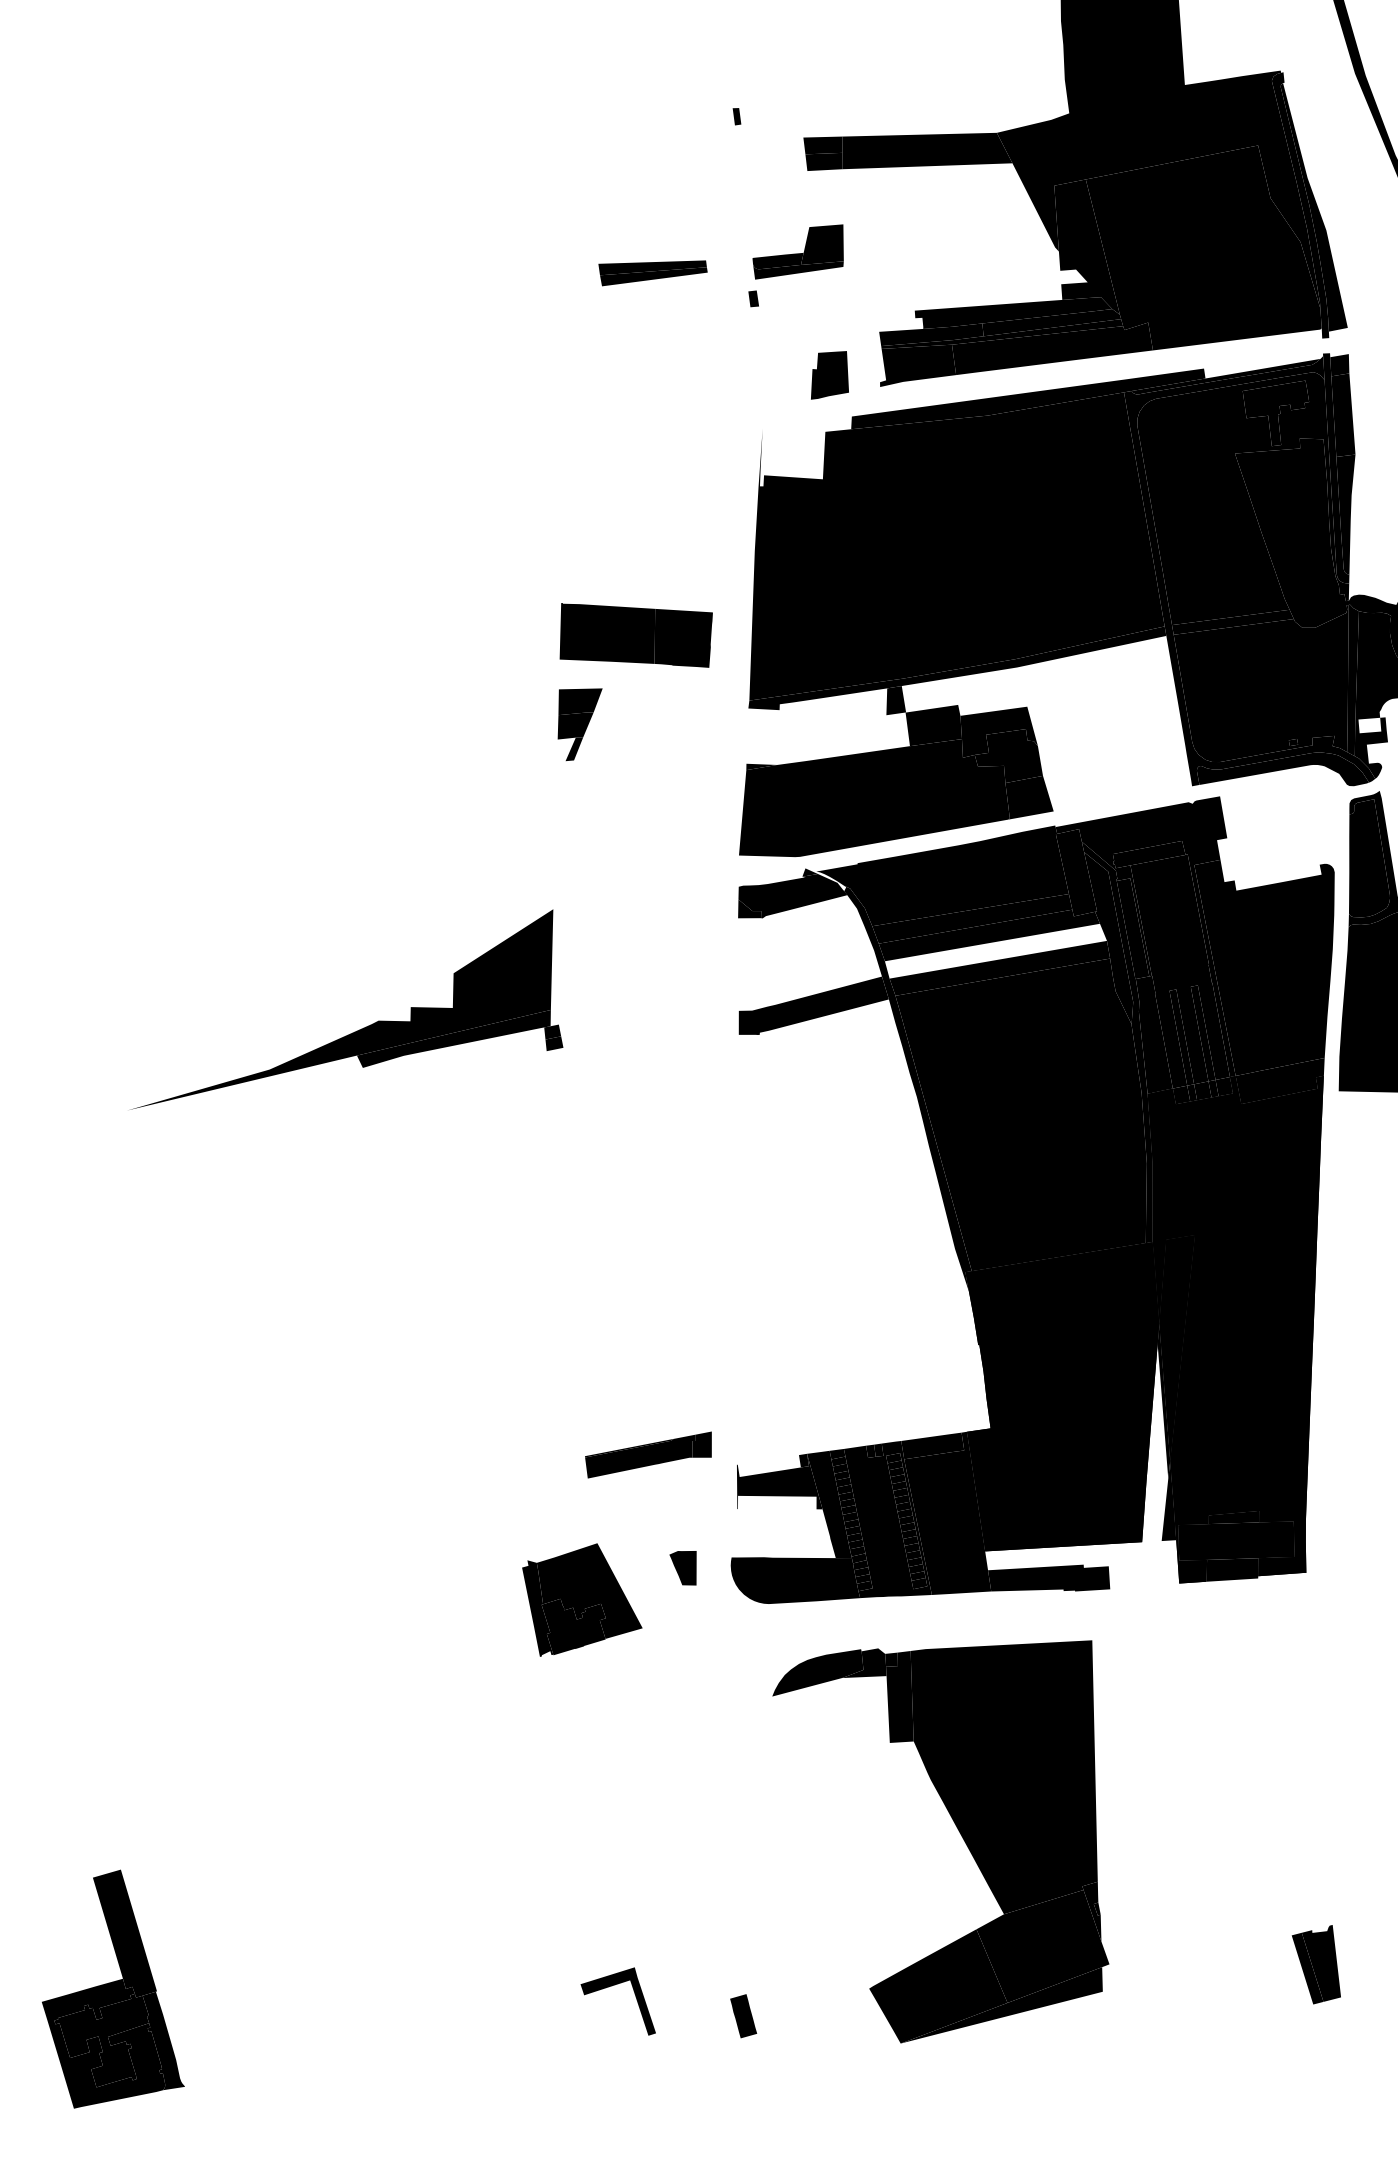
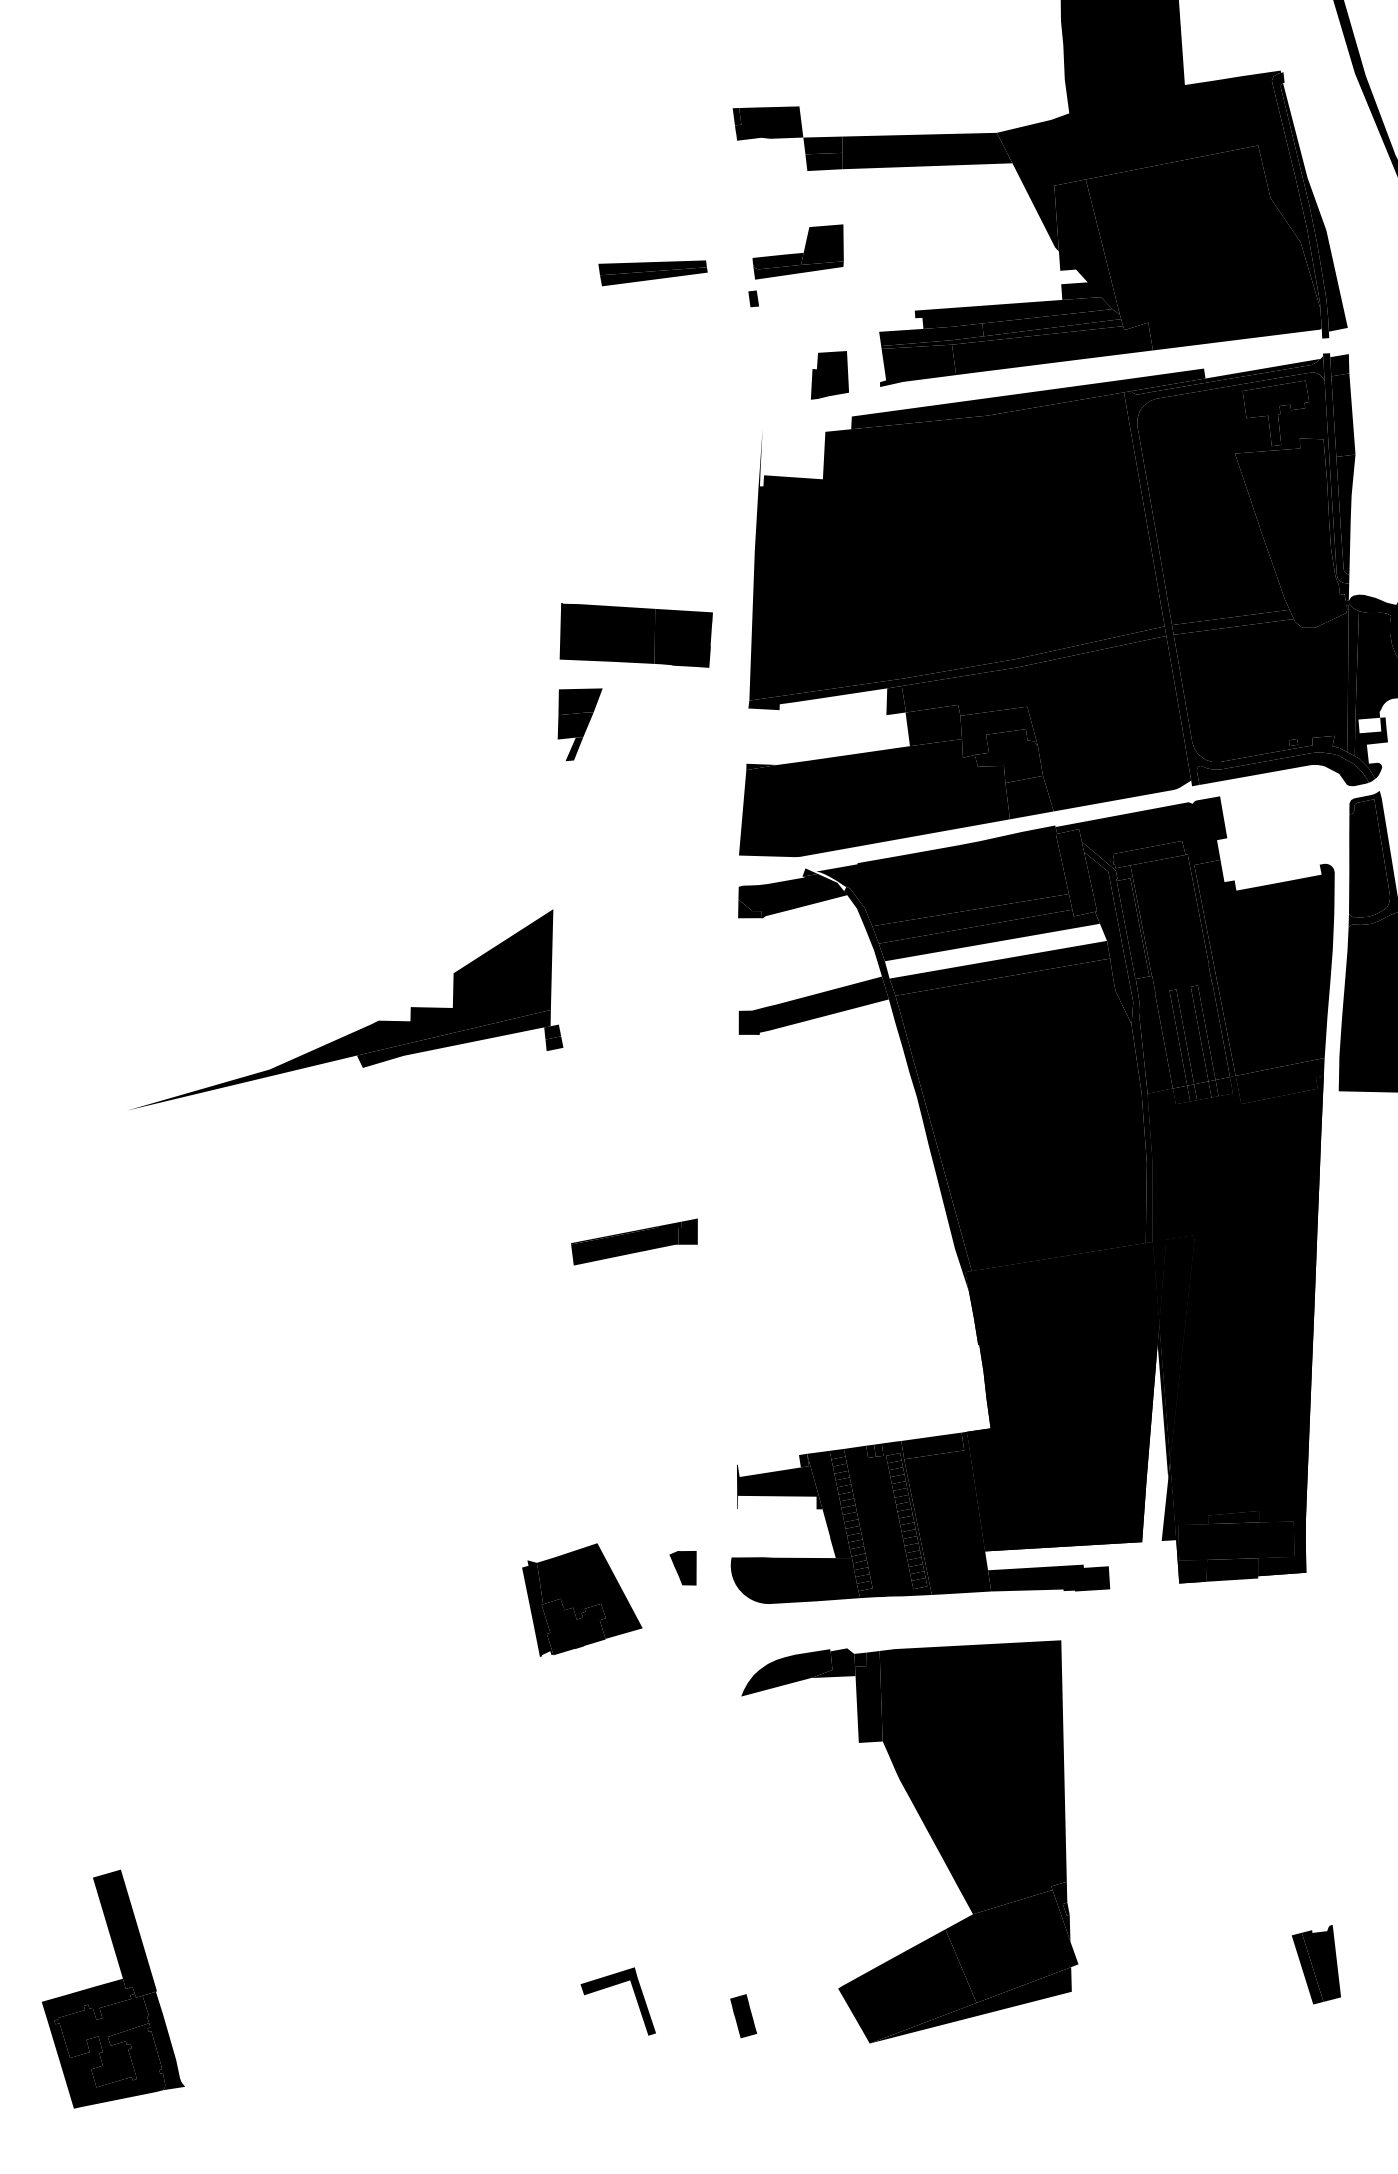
fill: none -> present (768, 123)
fill: none -> present (1046, 723)
part position: (648, 1454) -> (634, 1241) (634, 1241)
part position: (958, 1831) -> (927, 1831) (927, 1831)
